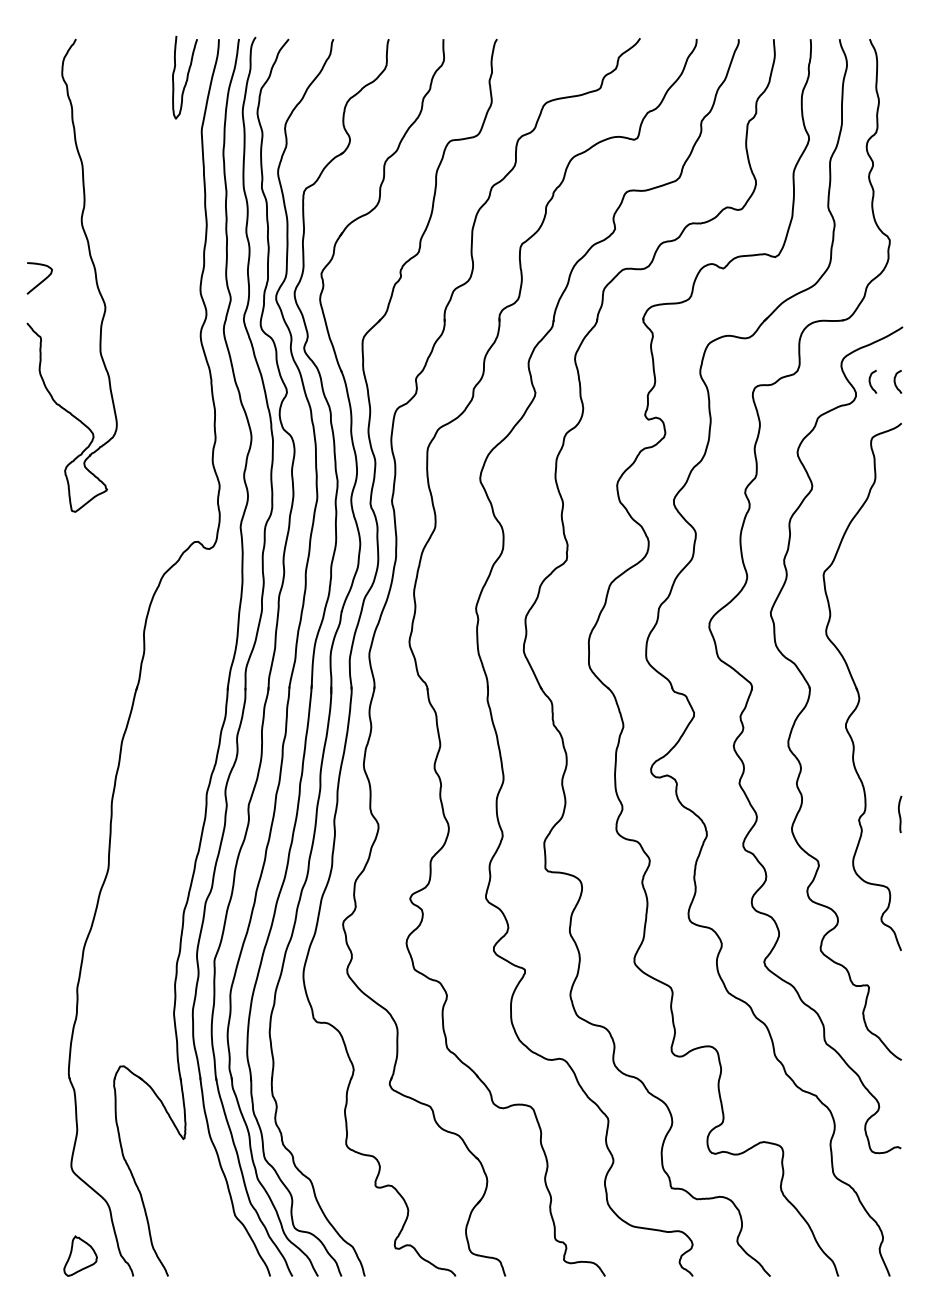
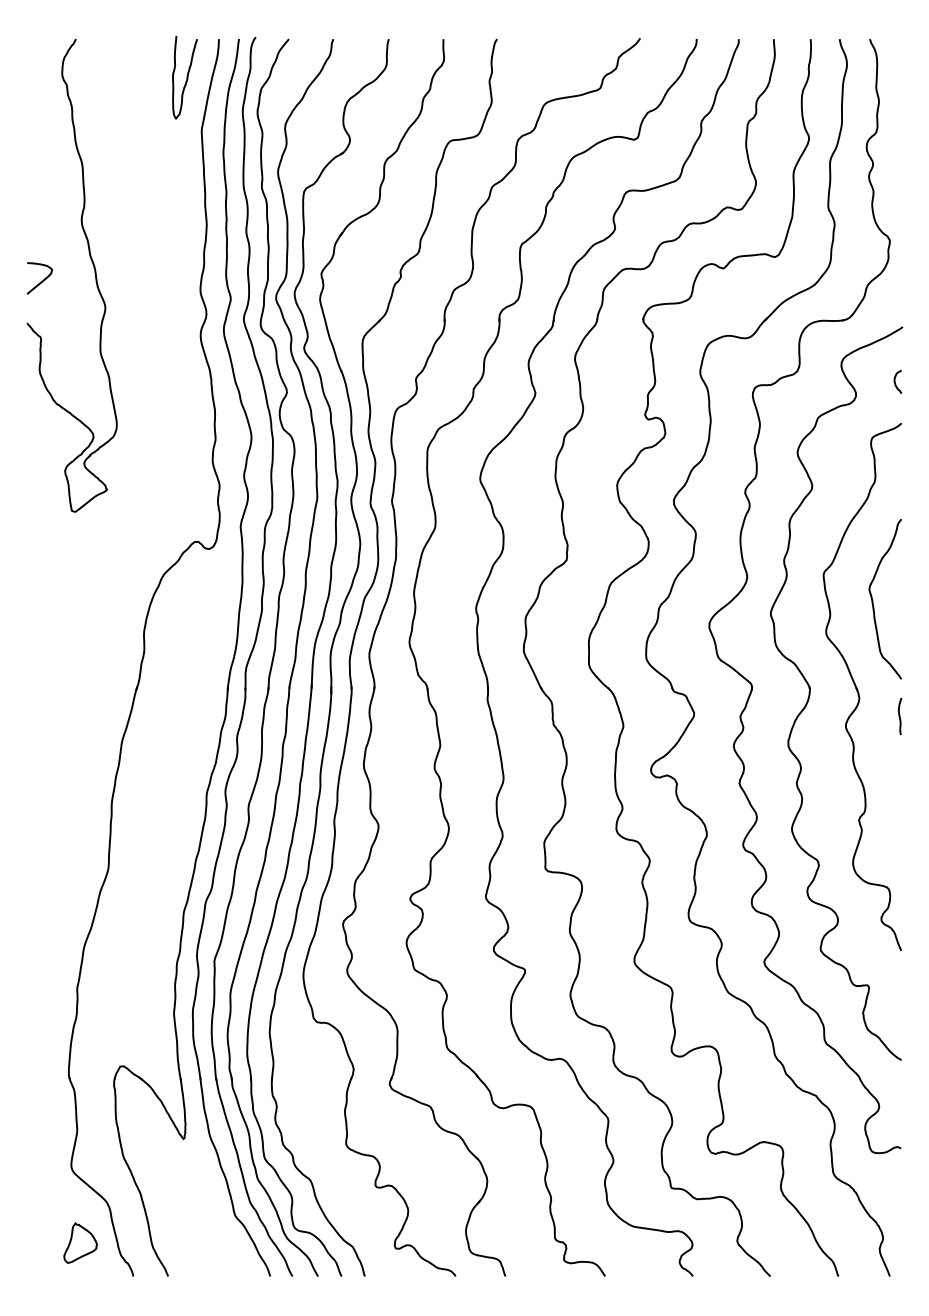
curve: present -> none (870, 381)
curve: none -> present (873, 600)
curve position: (900, 814) -> (900, 716) (900, 716)
part position: (80, 1255) -> (80, 1242) (80, 1242)
